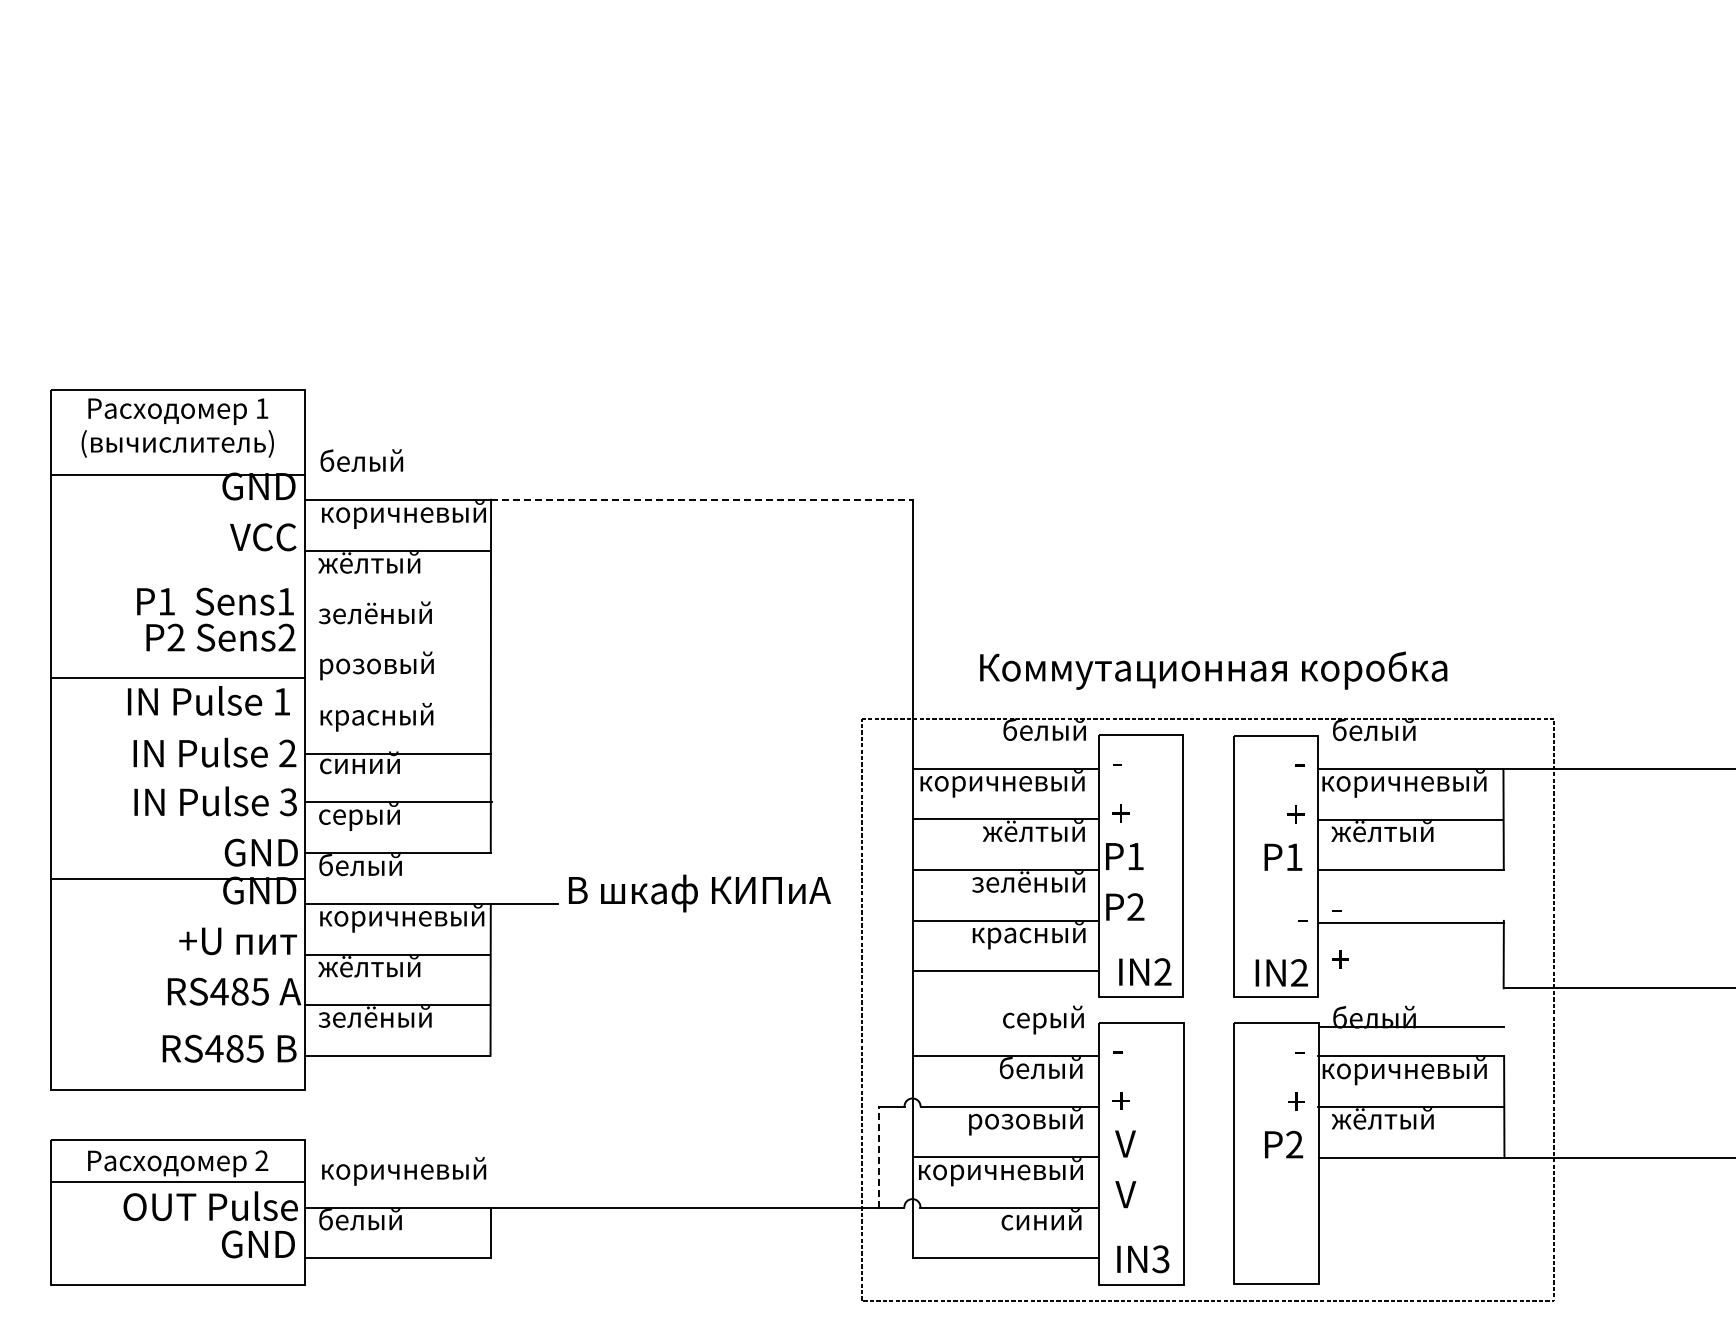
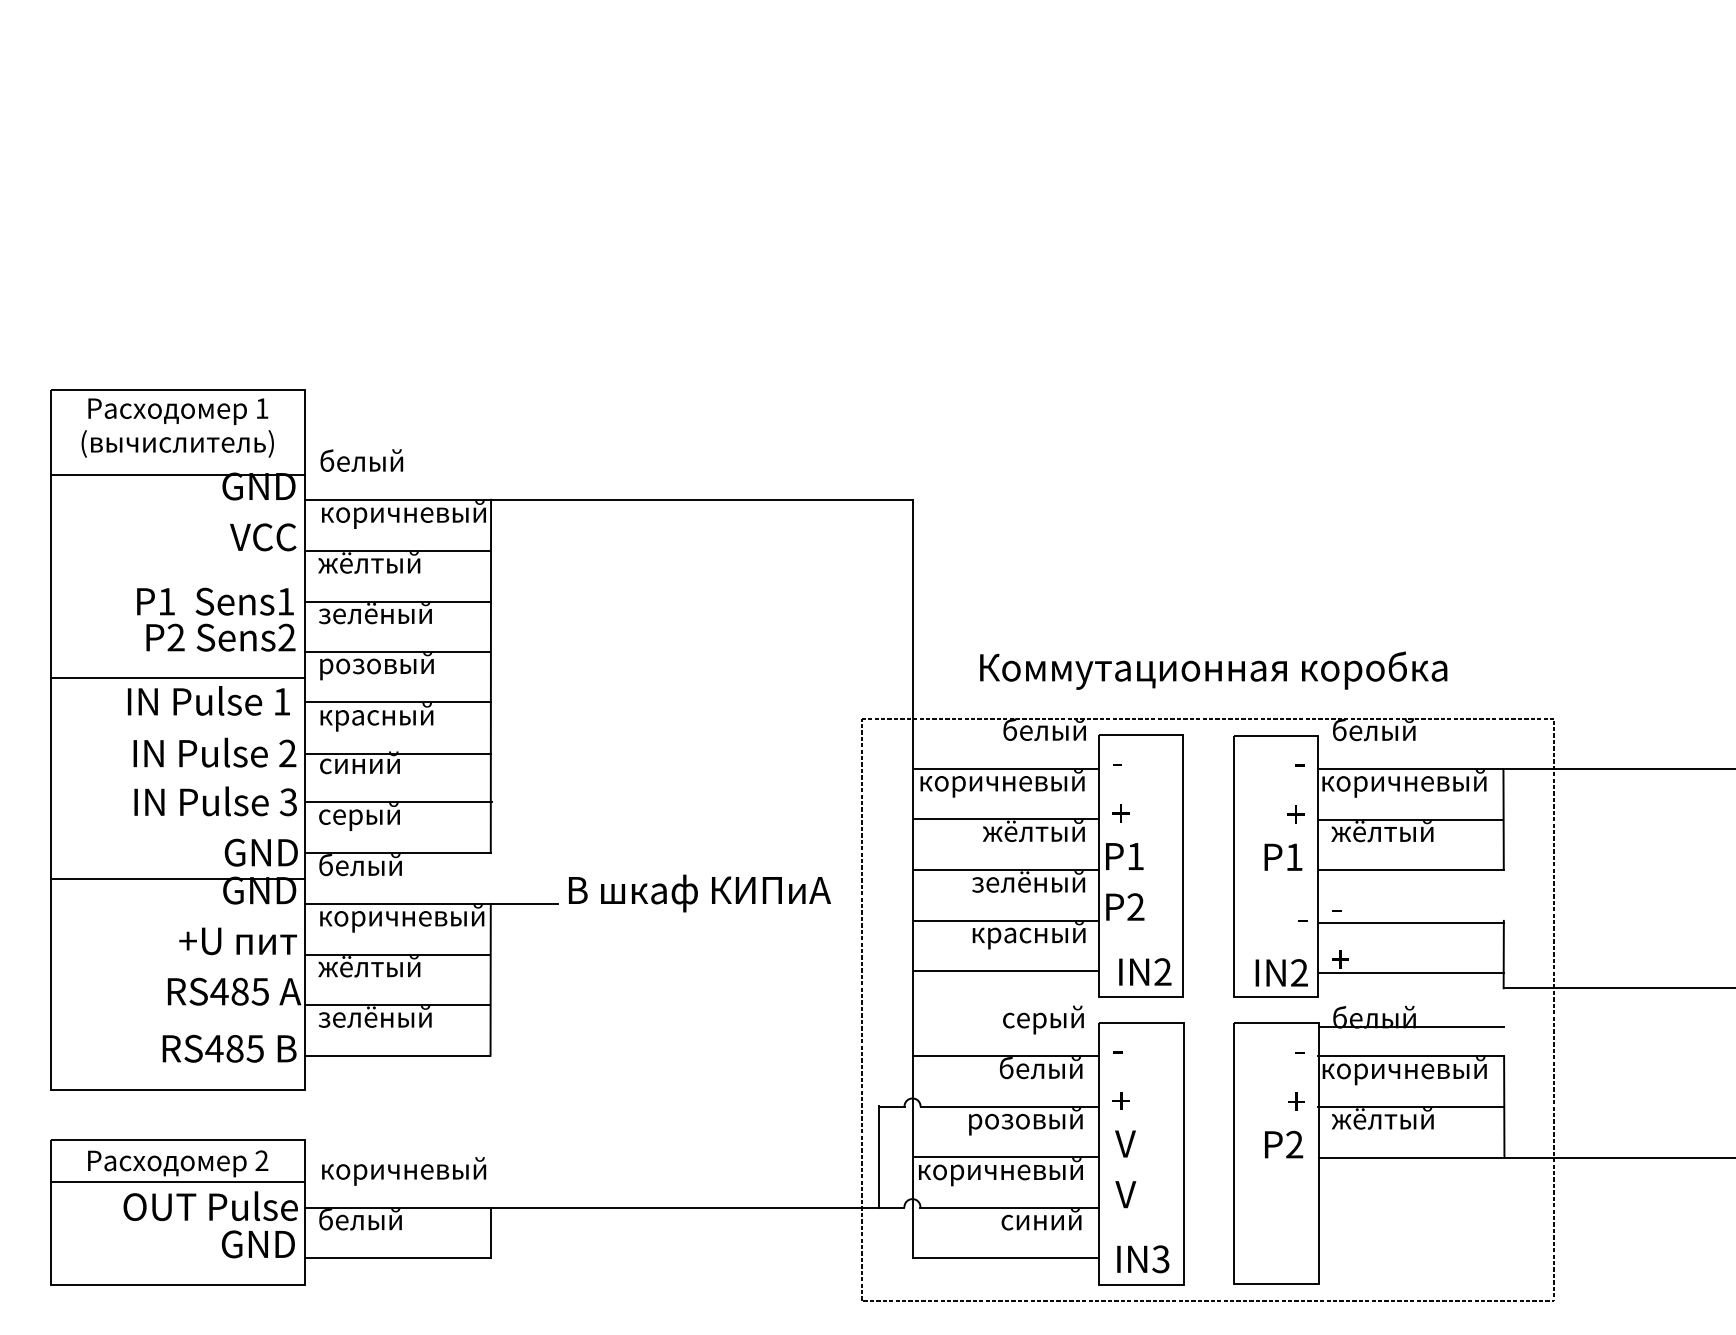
line: dashed -> solid (701, 499)
line: none -> present (397, 601)
line: none -> present (397, 652)
line: none -> present (397, 702)
line: none -> present (1411, 973)
line: dashed -> solid (879, 1157)
